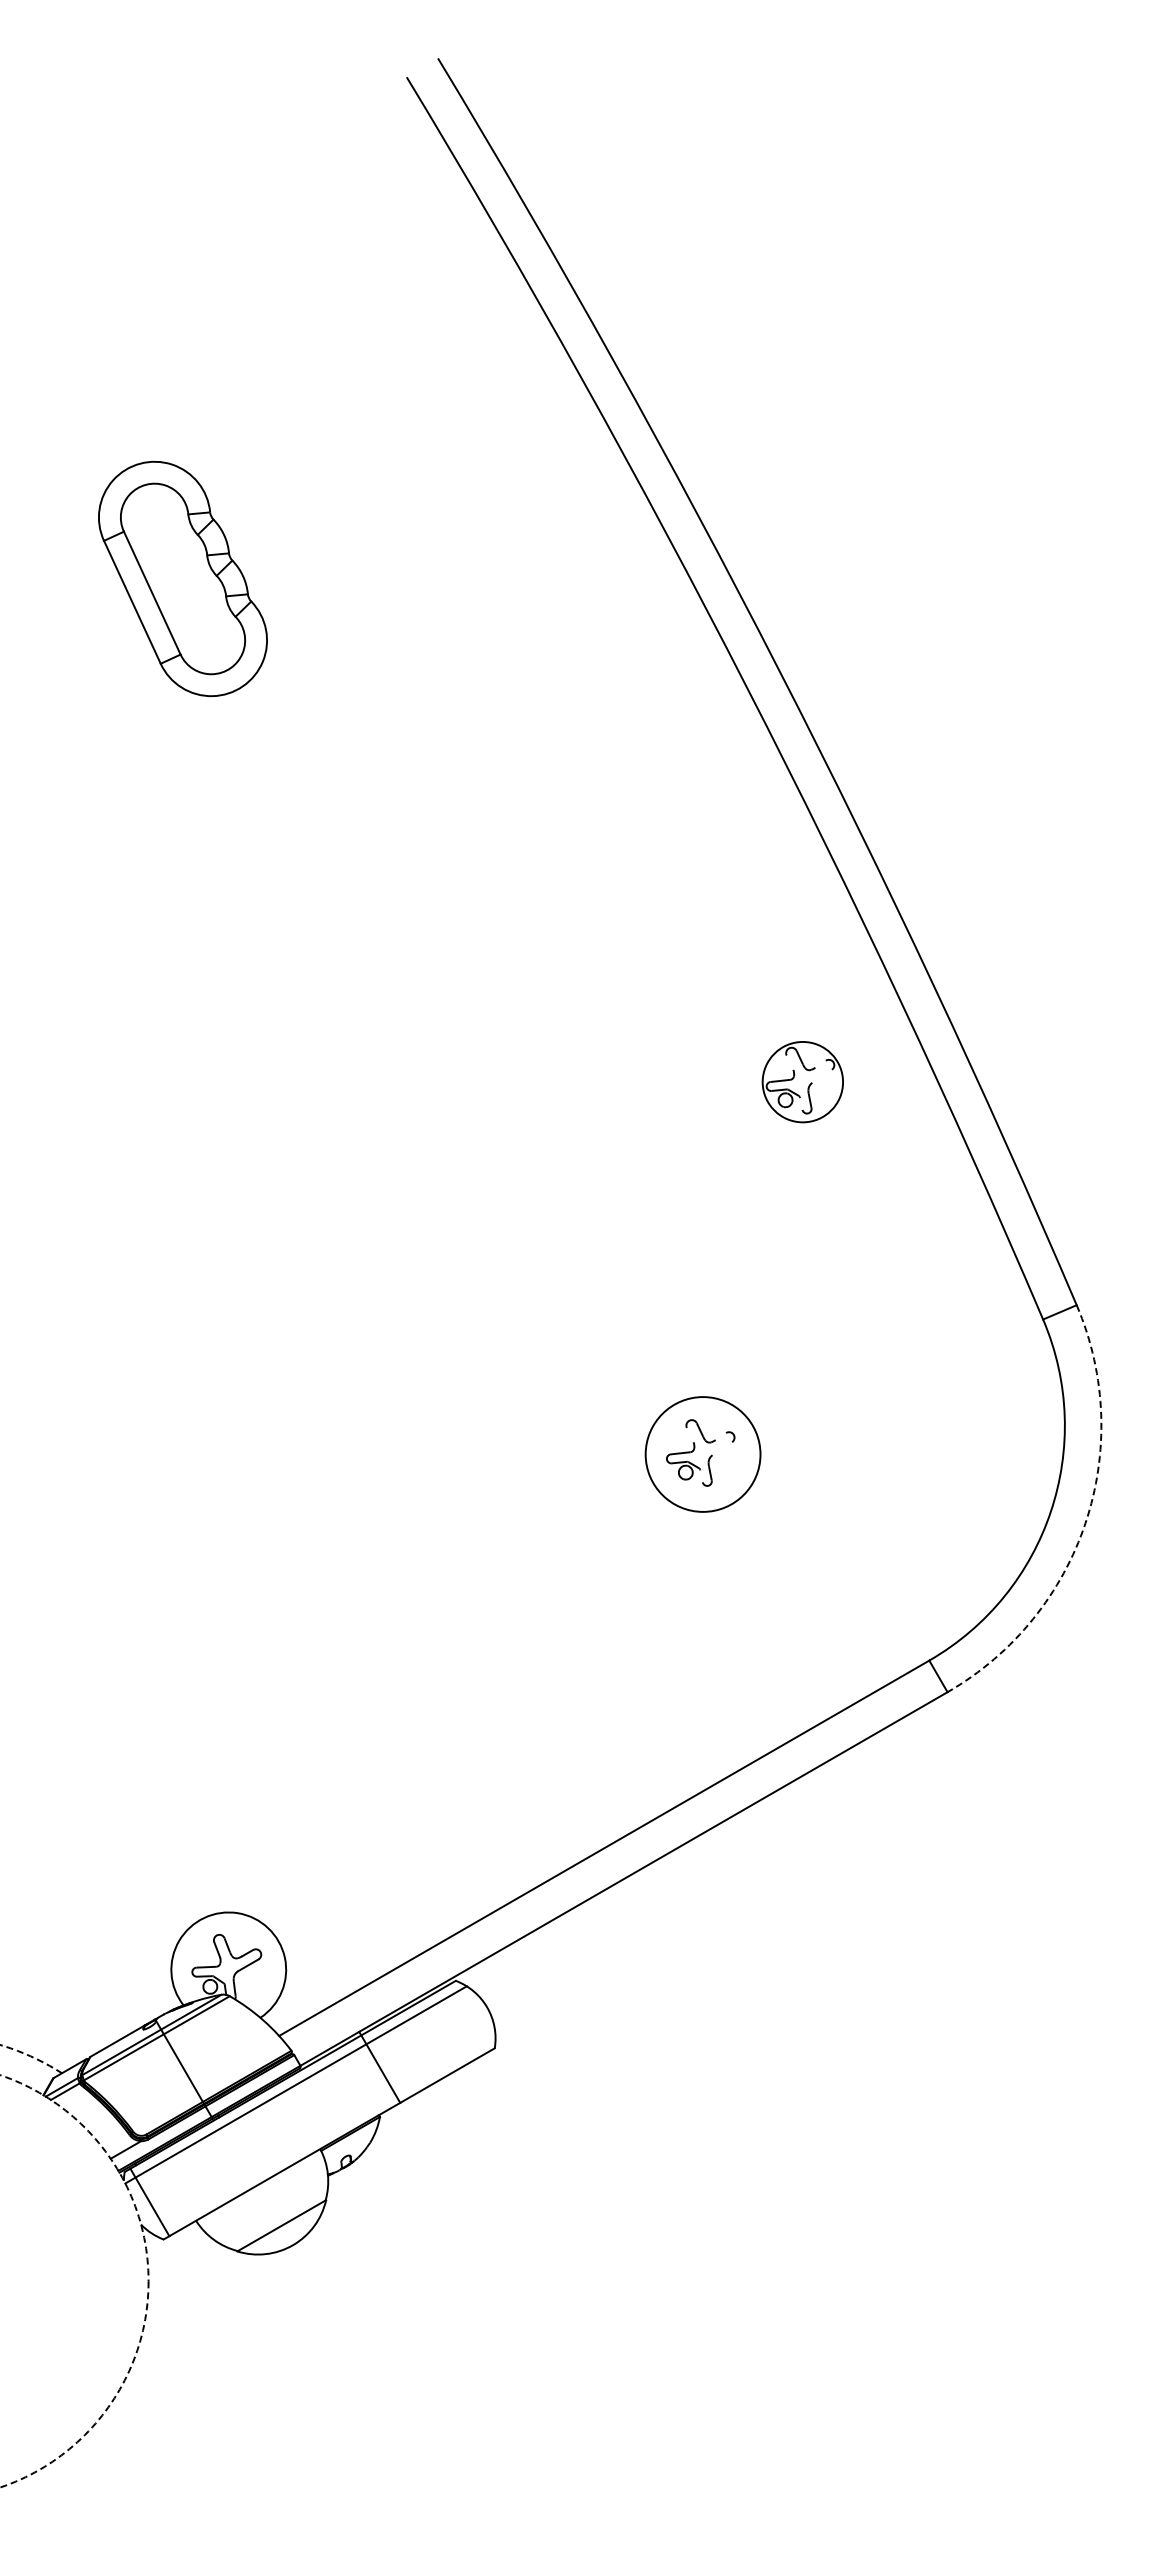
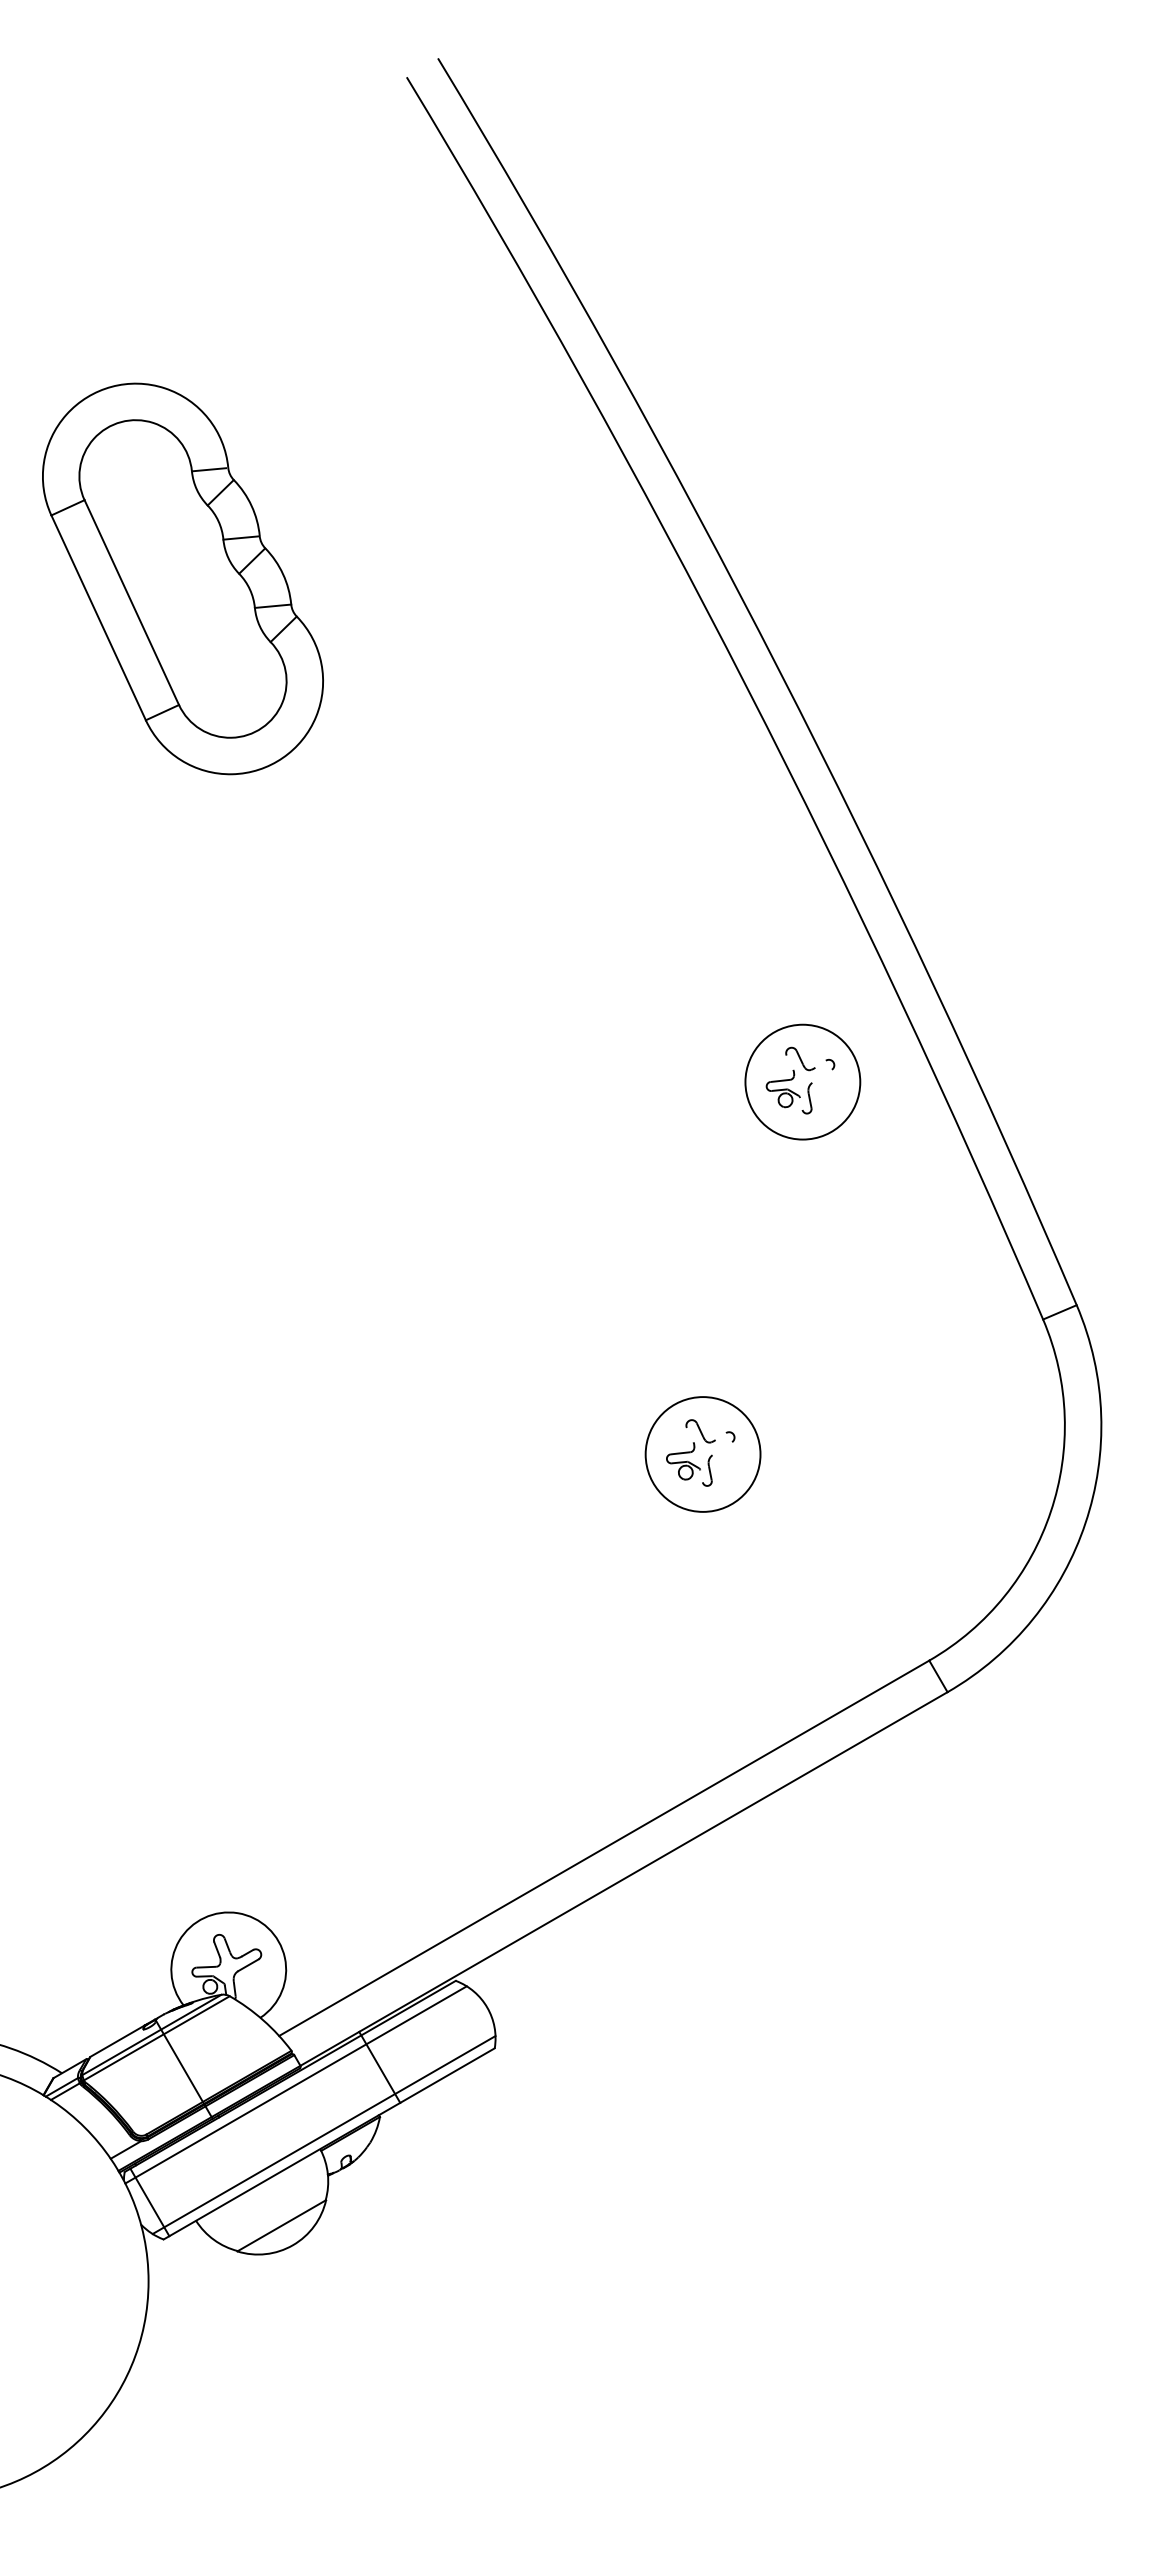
part size: 170x237 px -> 282x394 px (182, 578)
circle diameter: 80 px -> 115 px (802, 1081)
arc: dashed -> solid (1085, 1523)
arc: dashed -> solid (31, 2056)
line: none -> present (323, 2135)
circle: dashed -> solid (74, 2281)
